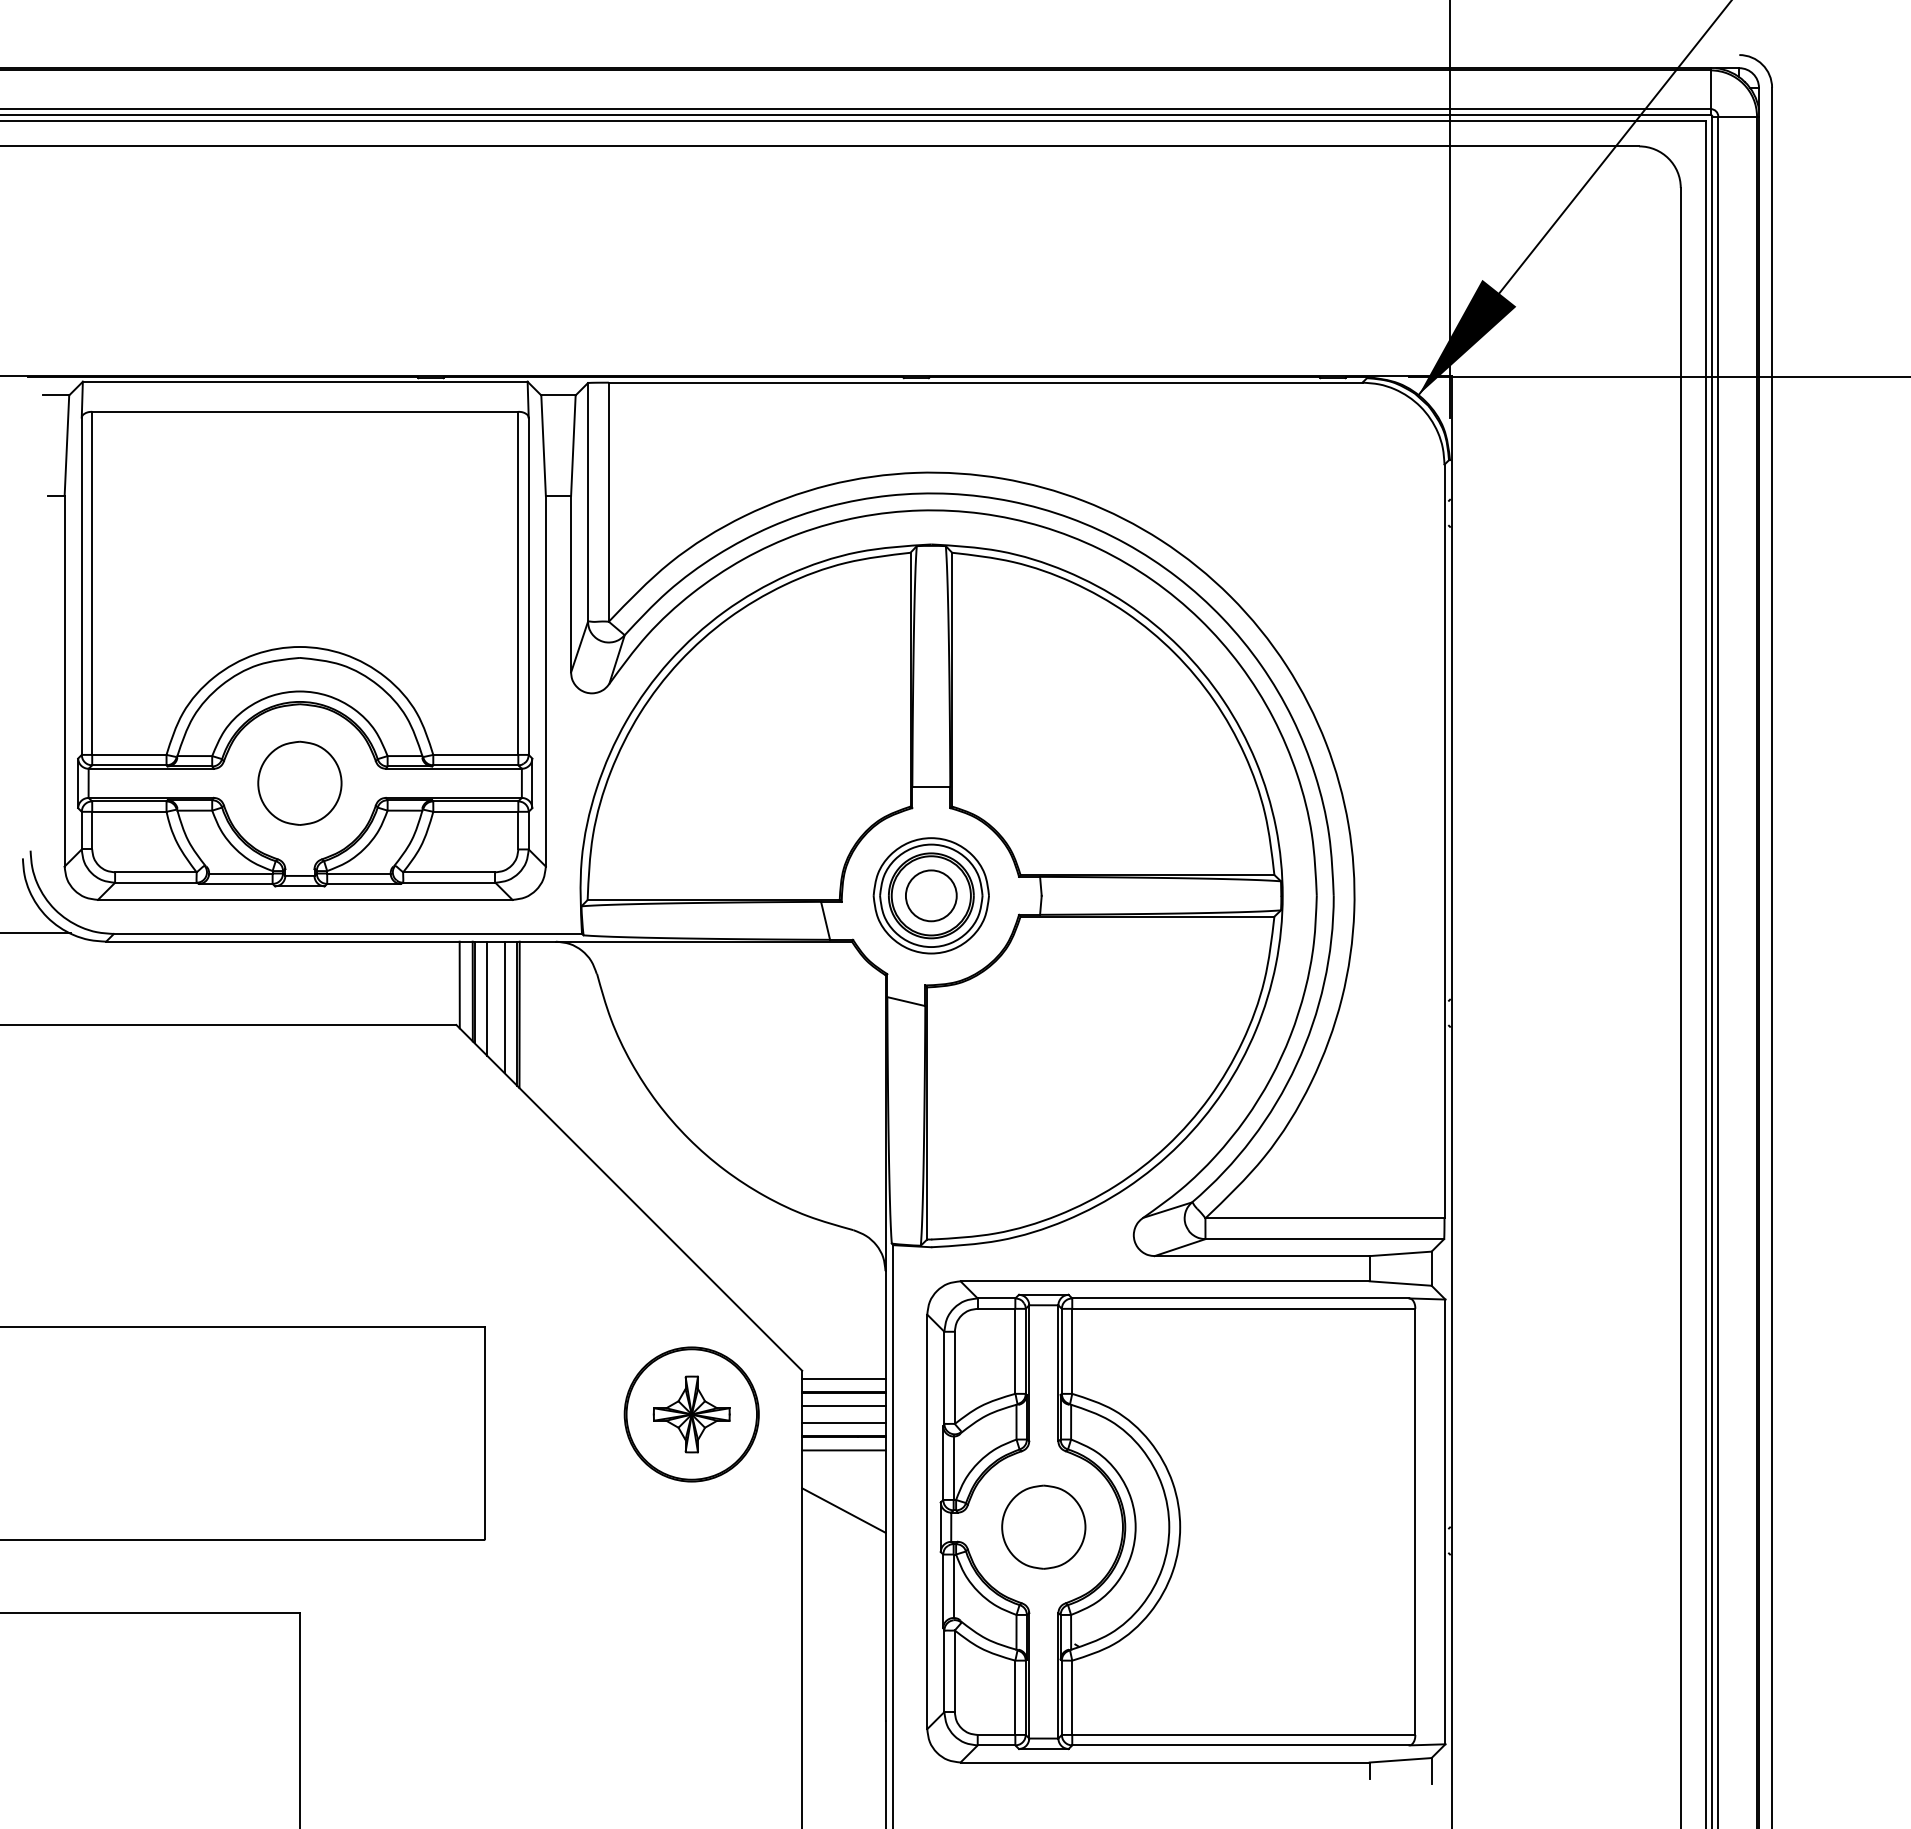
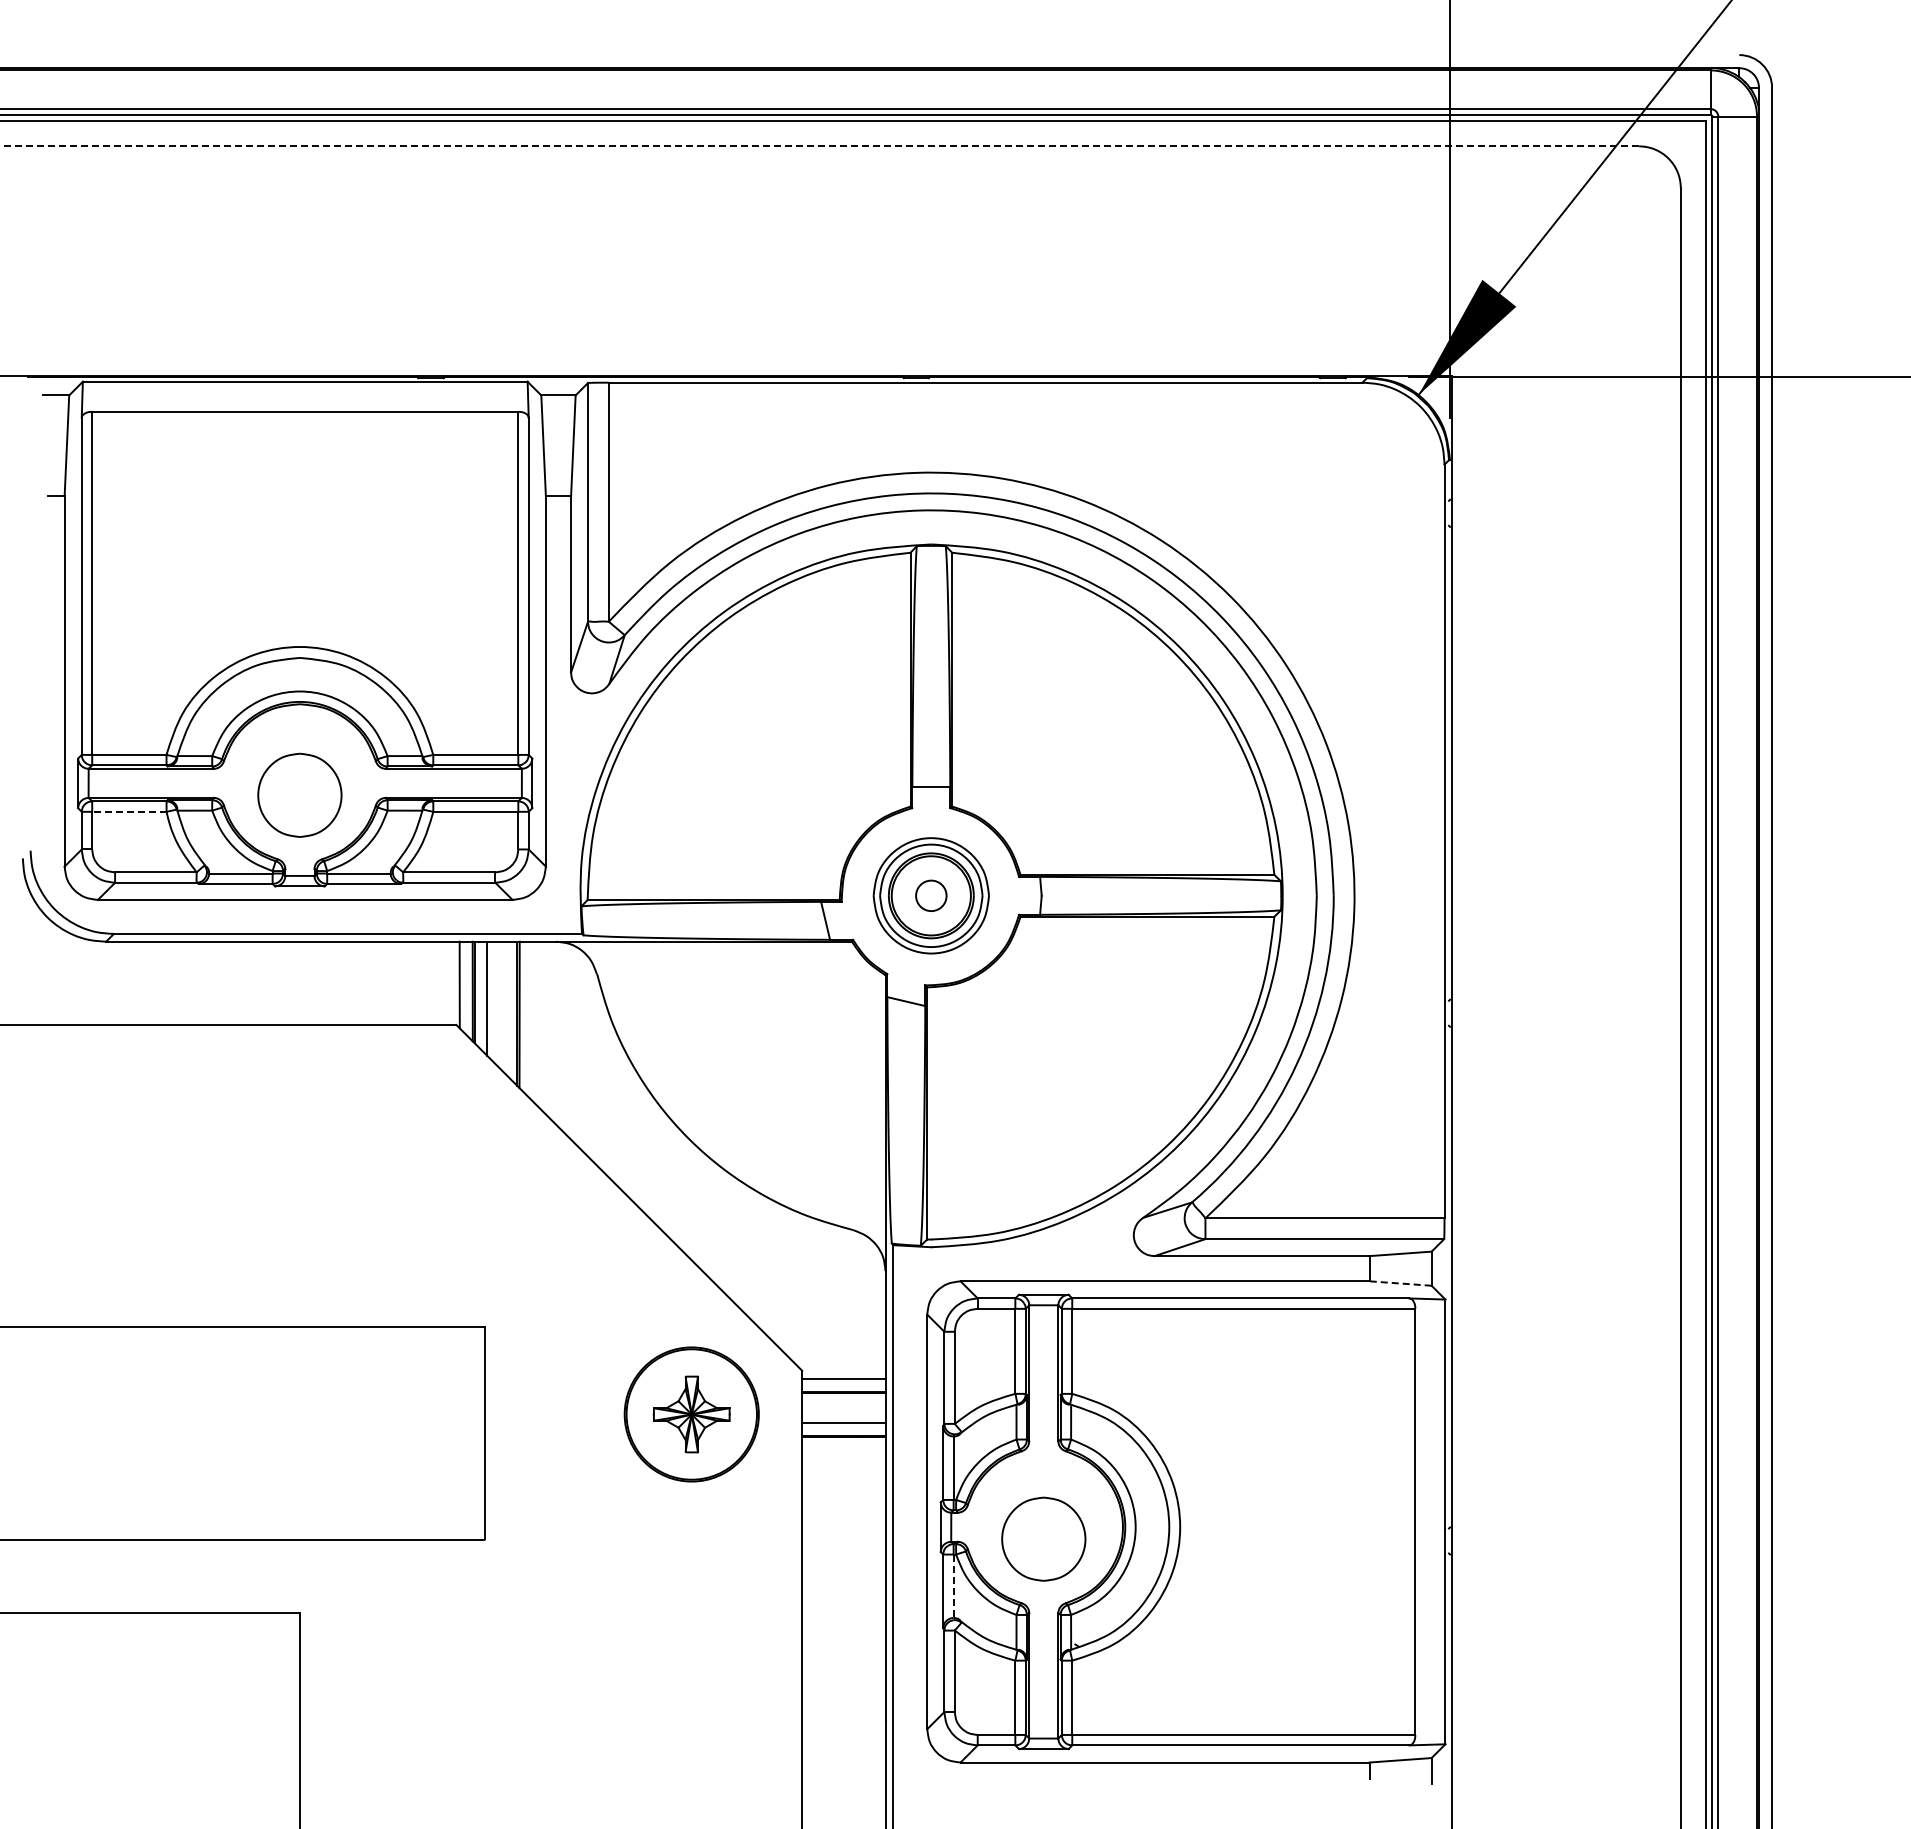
line: solid -> dashed (820, 146)
part position: (299, 782) -> (299, 794) (299, 794)
line: solid -> dashed (128, 811)
circle diameter: 51 px -> 31 px (931, 895)
line: present -> none (36, 932)
line: present -> none (504, 1007)
line: solid -> dashed (1400, 1283)
line: present -> none (843, 1405)
line: present -> none (843, 1450)
line: present -> none (843, 1510)
part position: (1043, 1526) -> (1043, 1538) (1043, 1538)
line: solid -> dashed (953, 1586)
